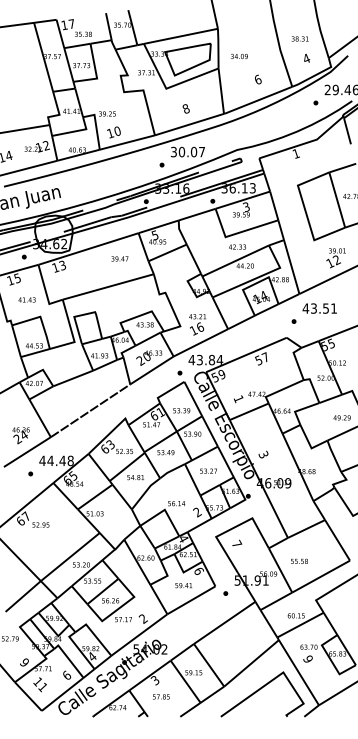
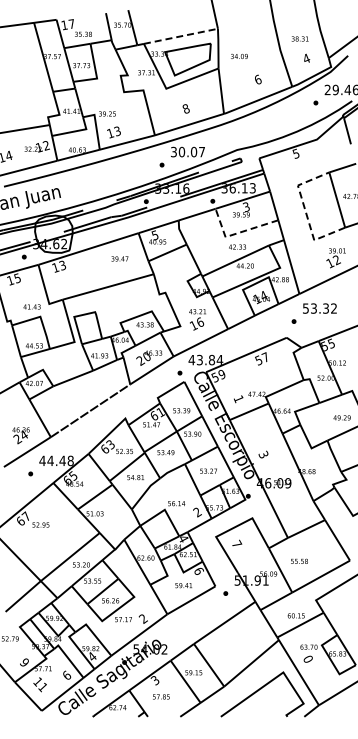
line: solid -> dashed (180, 36)
text: 10 -> 13 (117, 131)
text: 1 -> 5 (295, 153)
line: solid -> dashed (305, 211)
line: solid -> dashed (236, 233)
text position: (26, 299) -> (31, 306) (31, 306)
text: 43.51 -> 53.32 (319, 308)
text position: (197, 324) -> (197, 319) (197, 319)
text: 9 -> 0 (307, 658)
